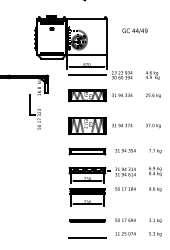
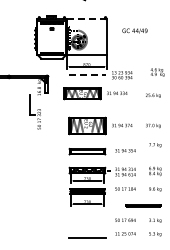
line: solid -> dashed (86, 18)
line: solid -> dashed (87, 75)
text position: (152, 75) -> (157, 72) (157, 72)
part position: (100, 95) -> (95, 93) (95, 93)
text position: (155, 151) -> (155, 145) (155, 145)
line position: (87, 220) -> (143, 205) (143, 205)
